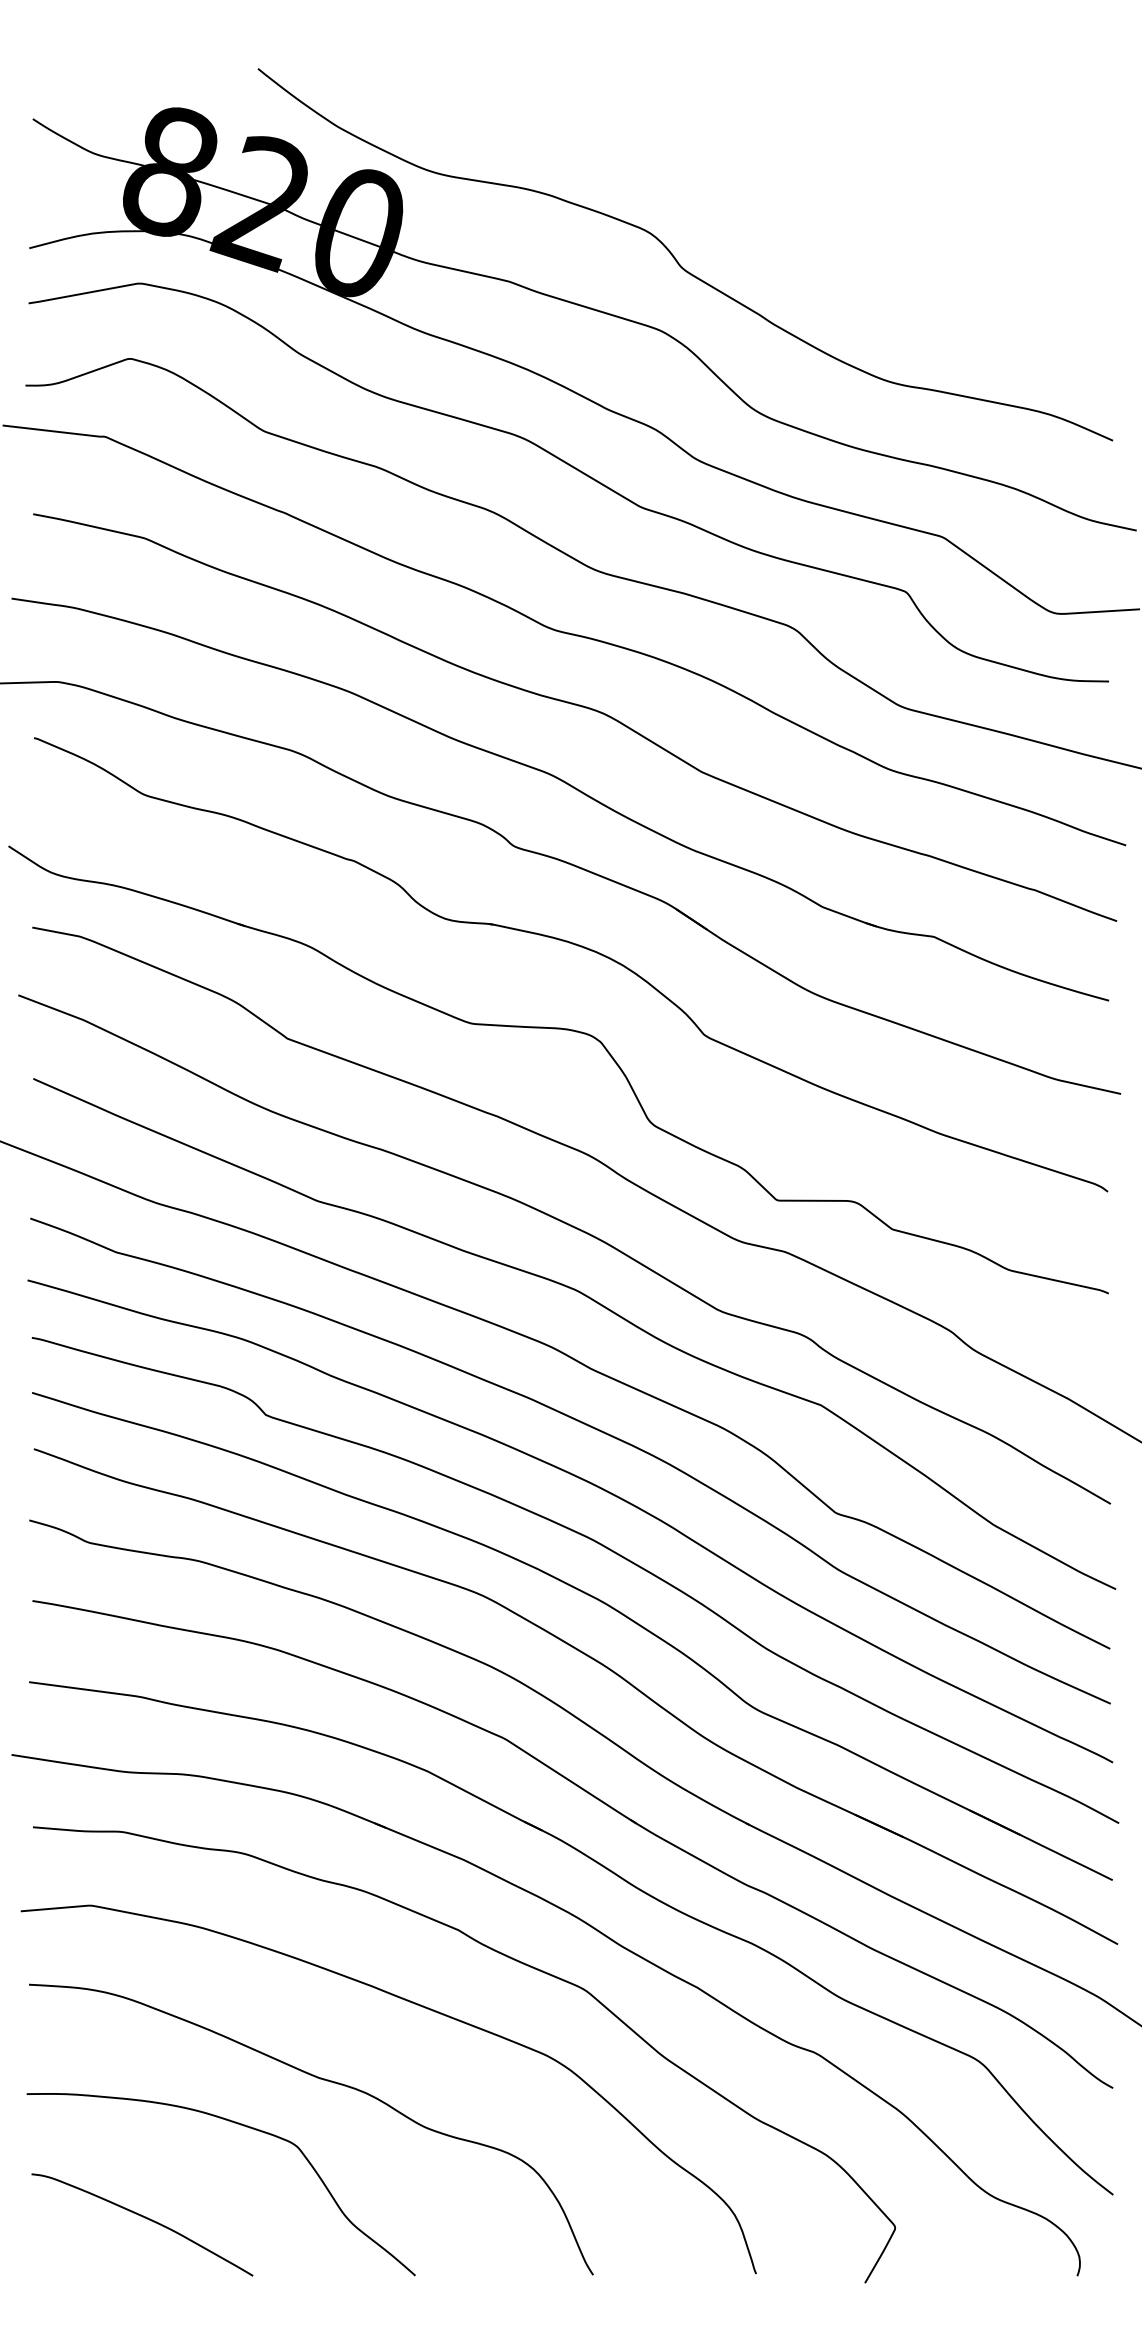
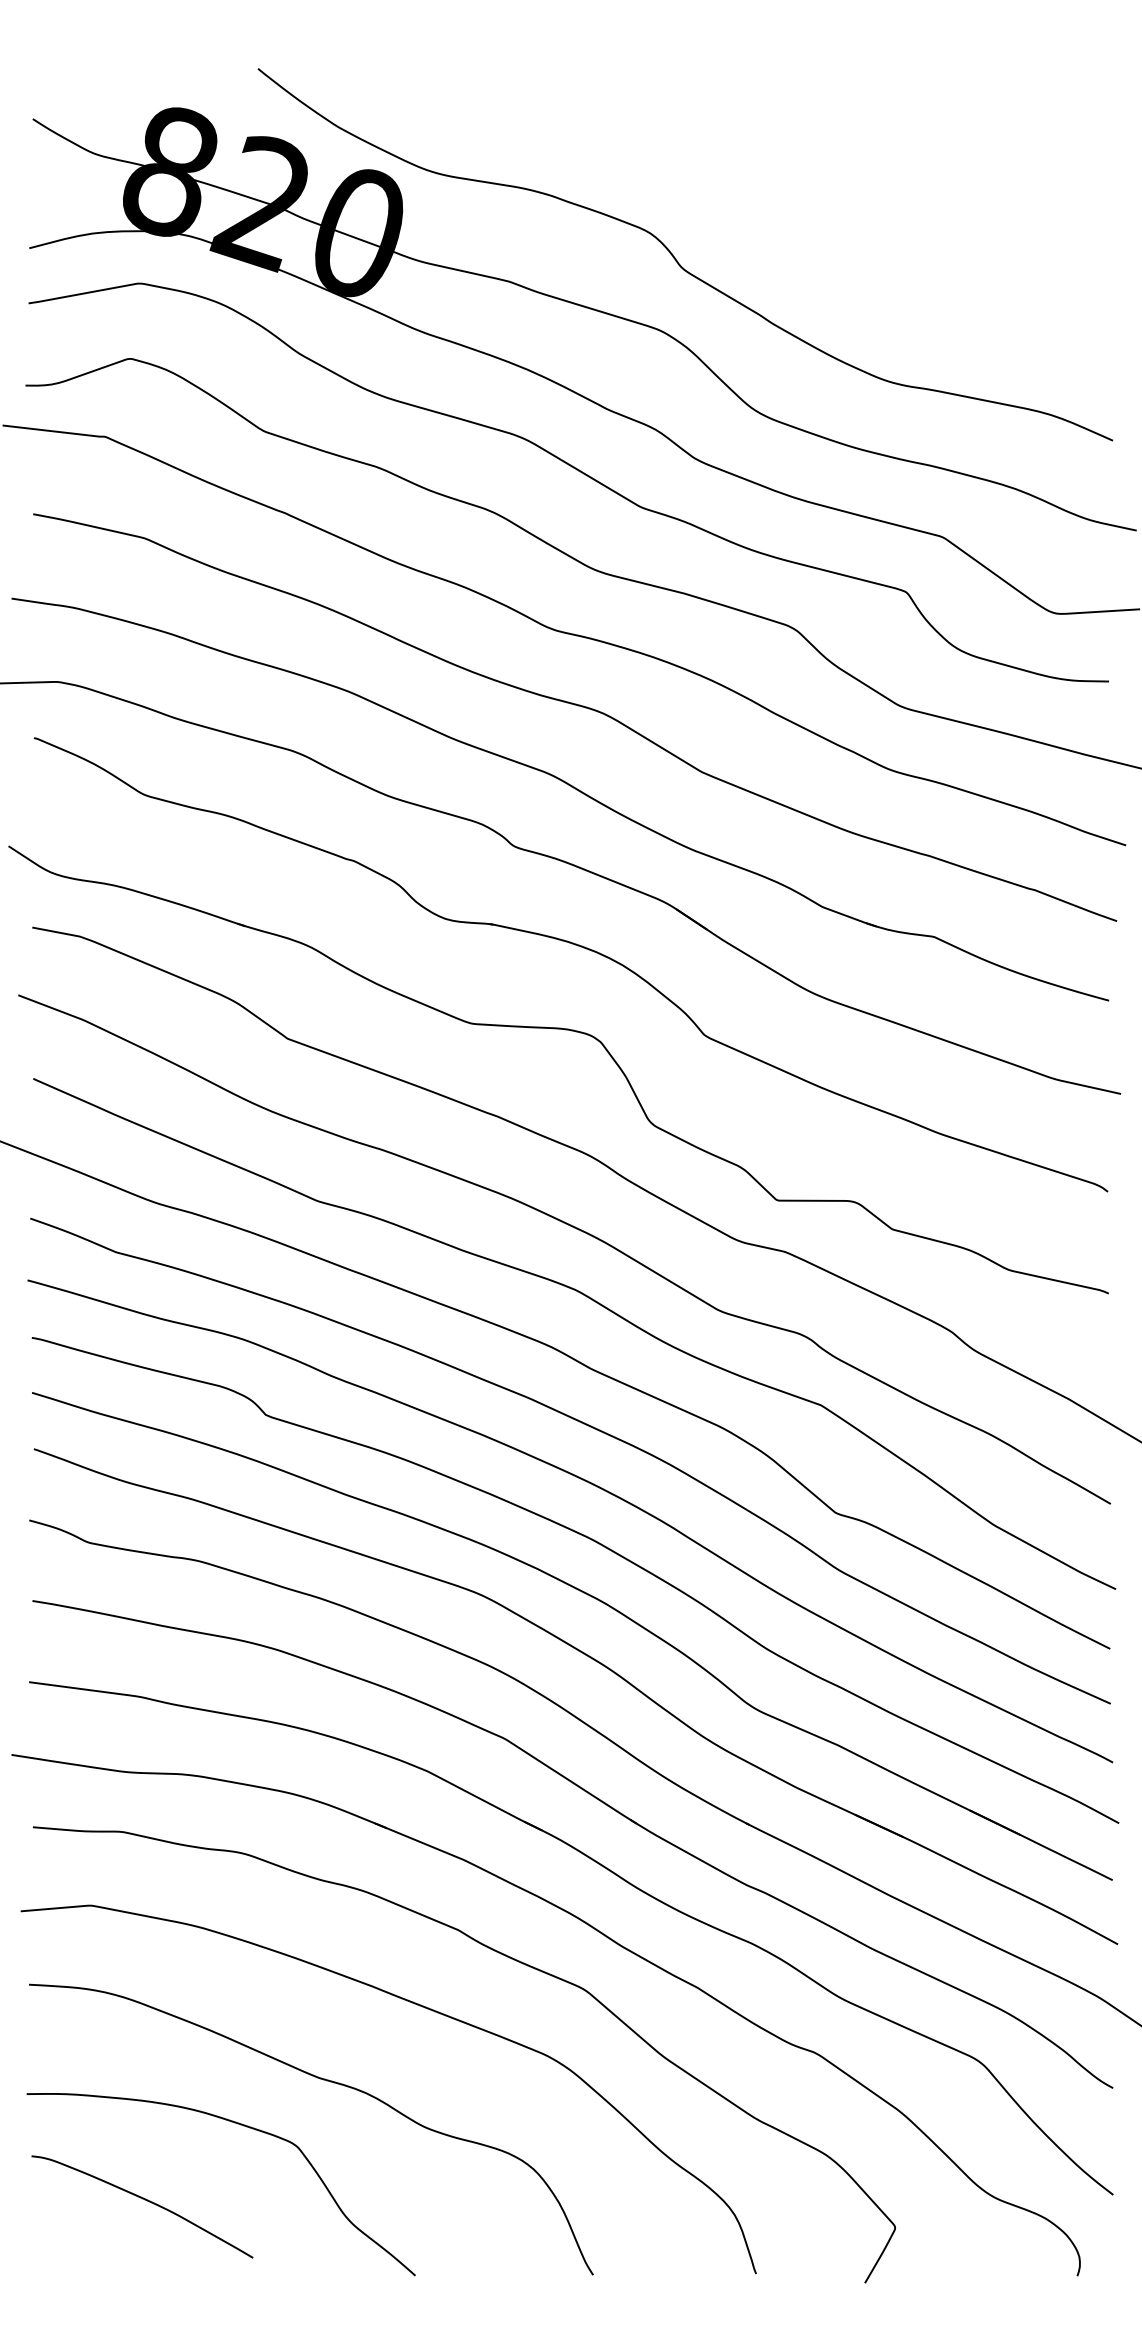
curve position: (144, 2218) -> (144, 2200) (144, 2200)
